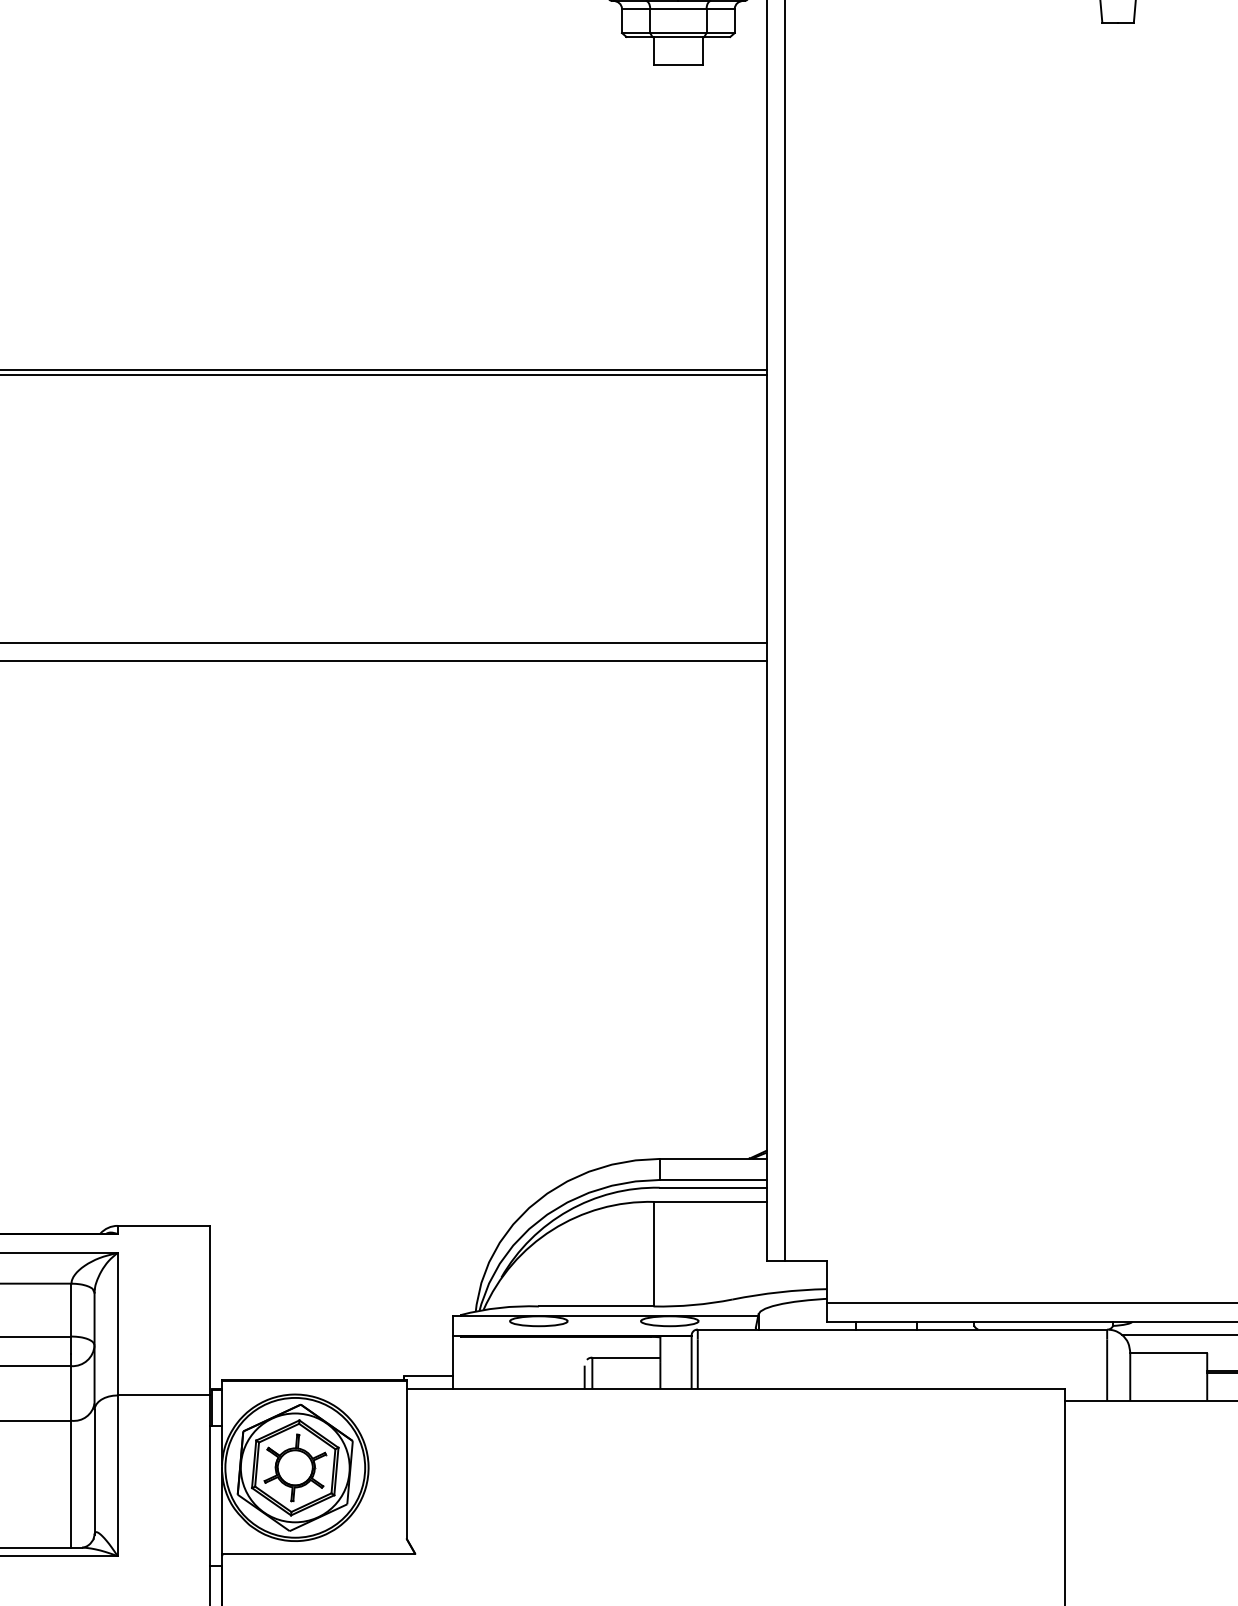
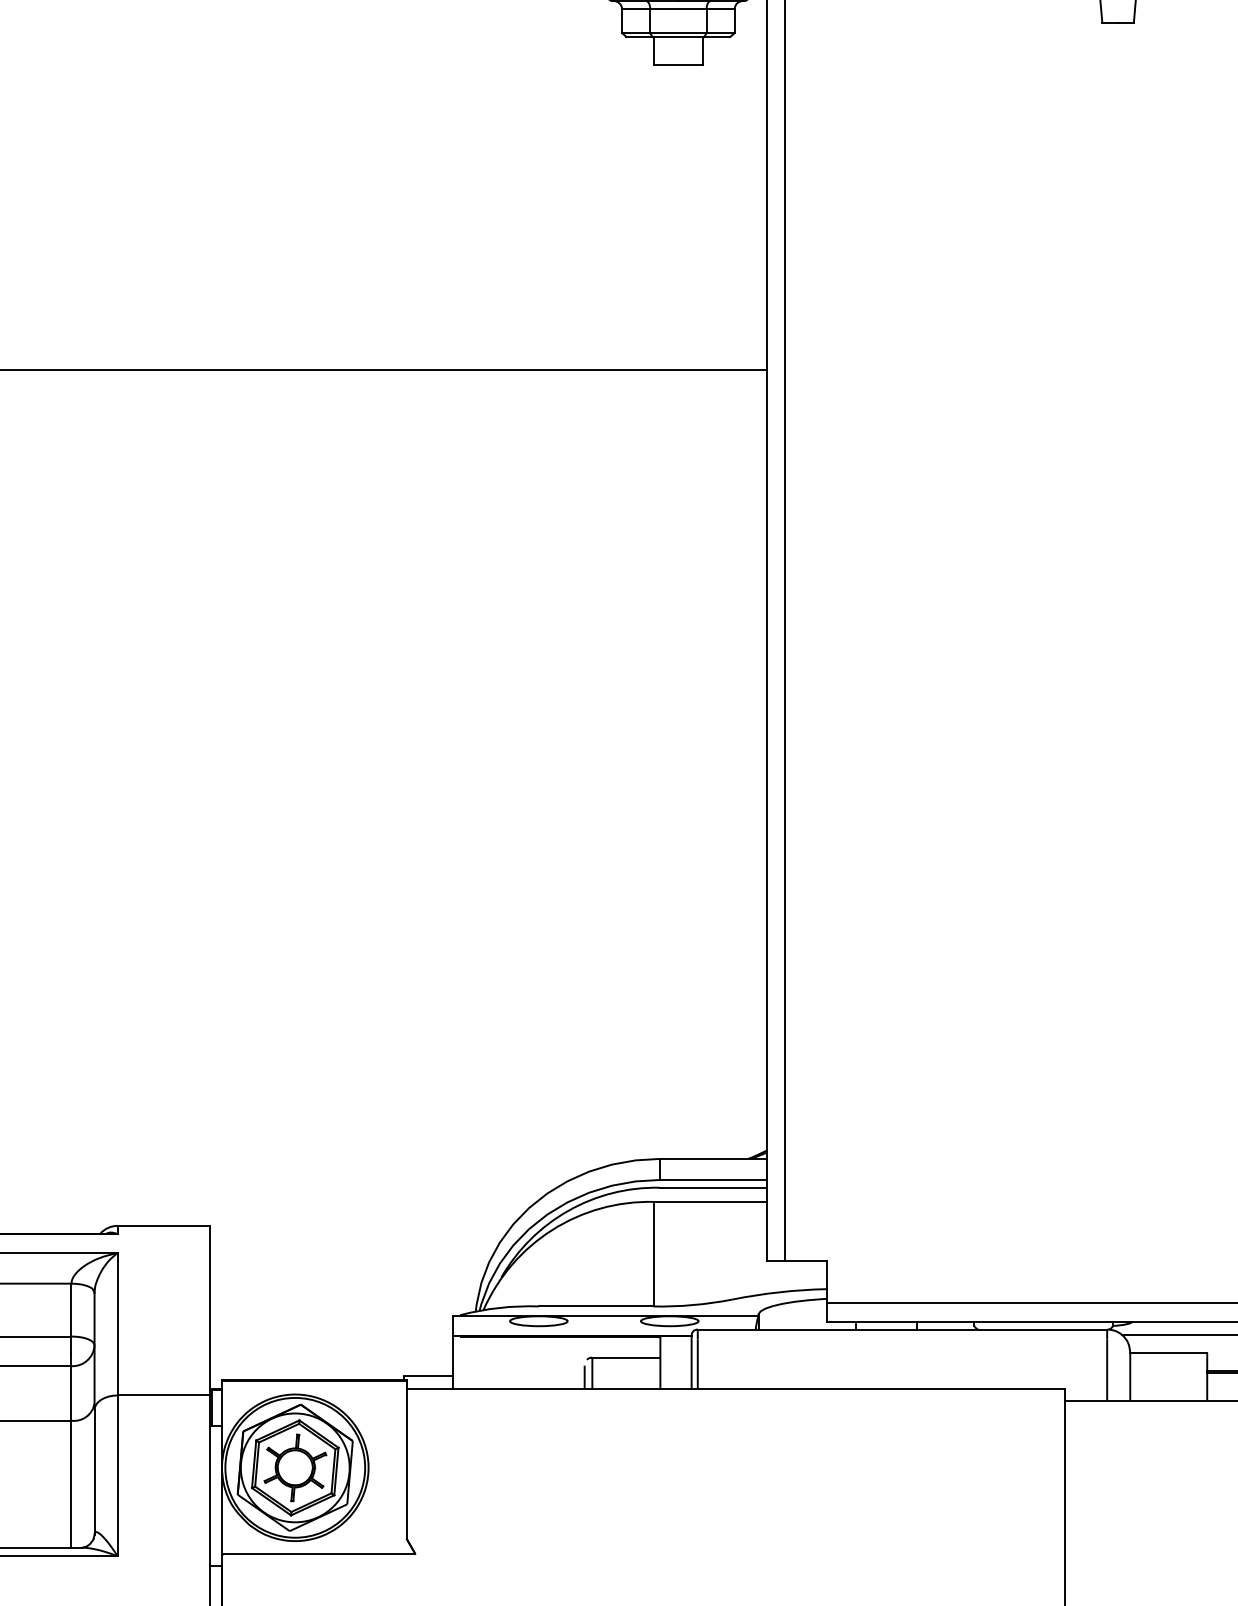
line: present -> none (384, 374)
line: present -> none (384, 642)
line: present -> none (384, 660)
